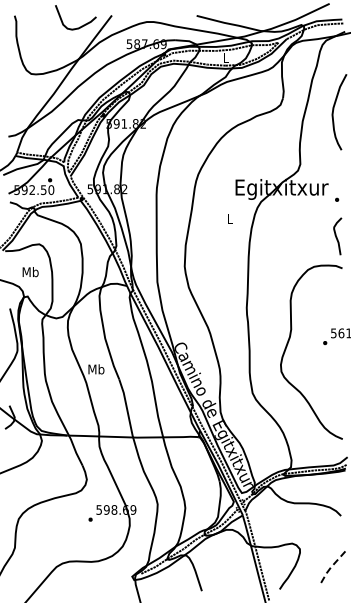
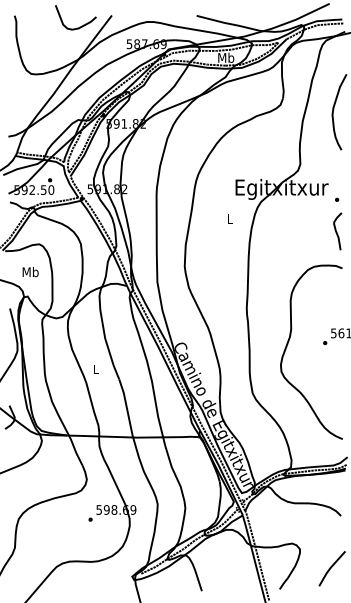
text: L -> Mb (226, 57)
curve position: (337, 236) -> (337, 231) (337, 231)
text: Mb -> L (96, 369)
line: dashed -> solid (330, 568)
